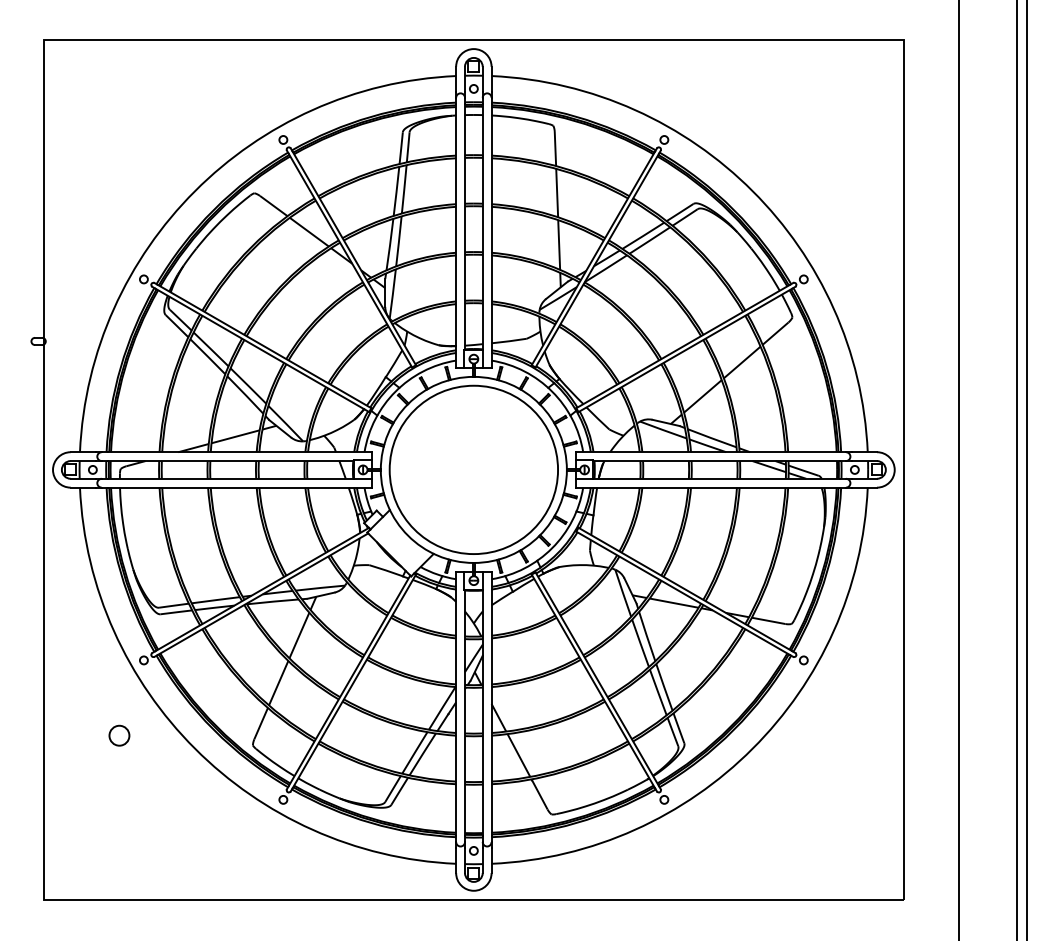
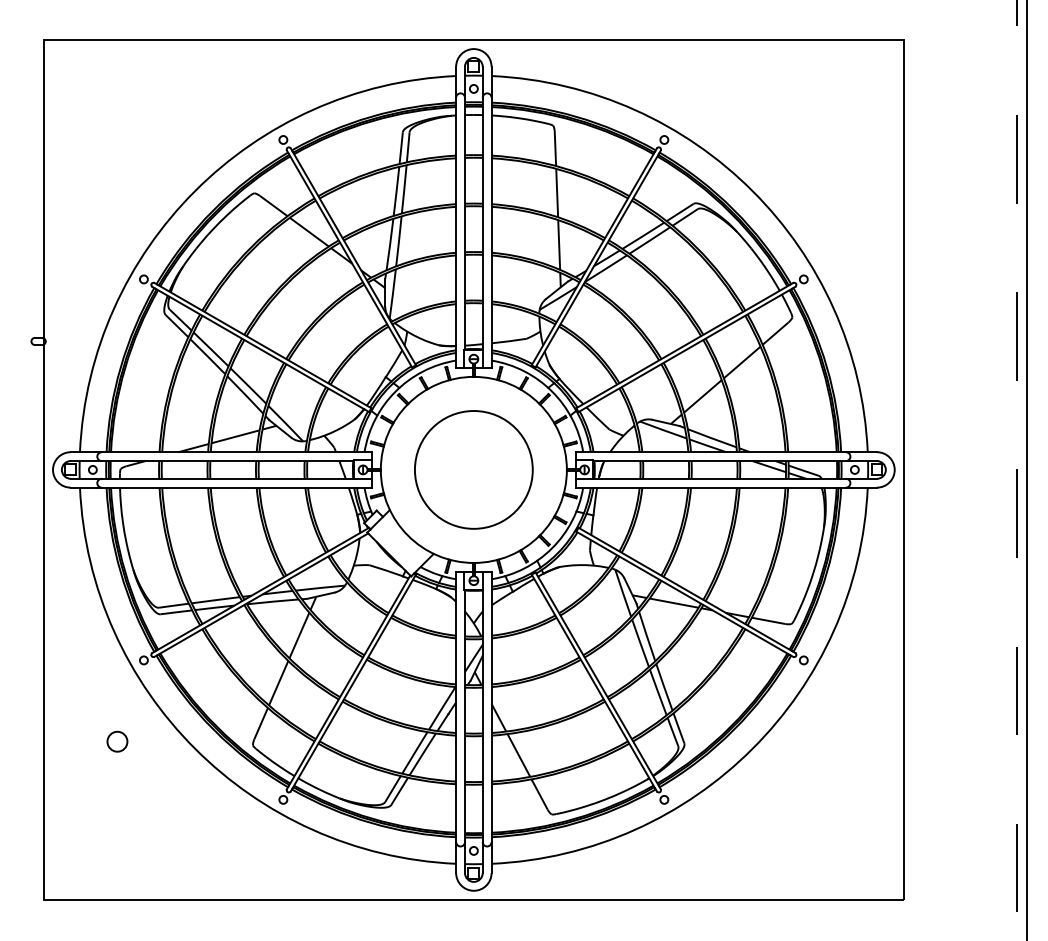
circle diameter: 168 px -> 118 px (473, 469)
line: present -> none (959, 469)
line: solid -> dashed (1016, 469)
circle position: (119, 735) -> (117, 741) (117, 741)
